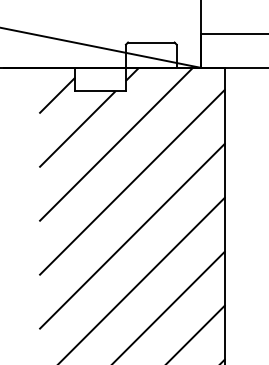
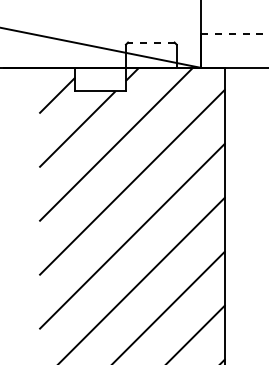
line: solid -> dashed (235, 34)
line: solid -> dashed (150, 42)
